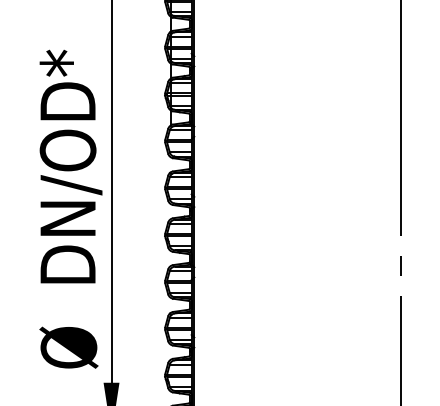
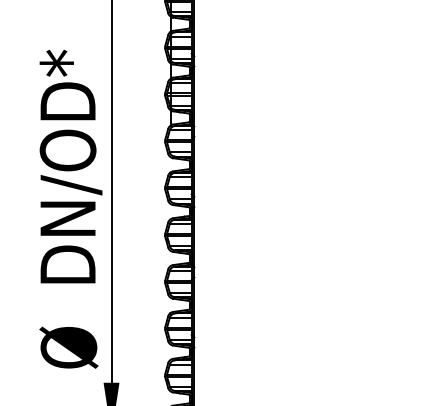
line: present -> none (400, 202)
